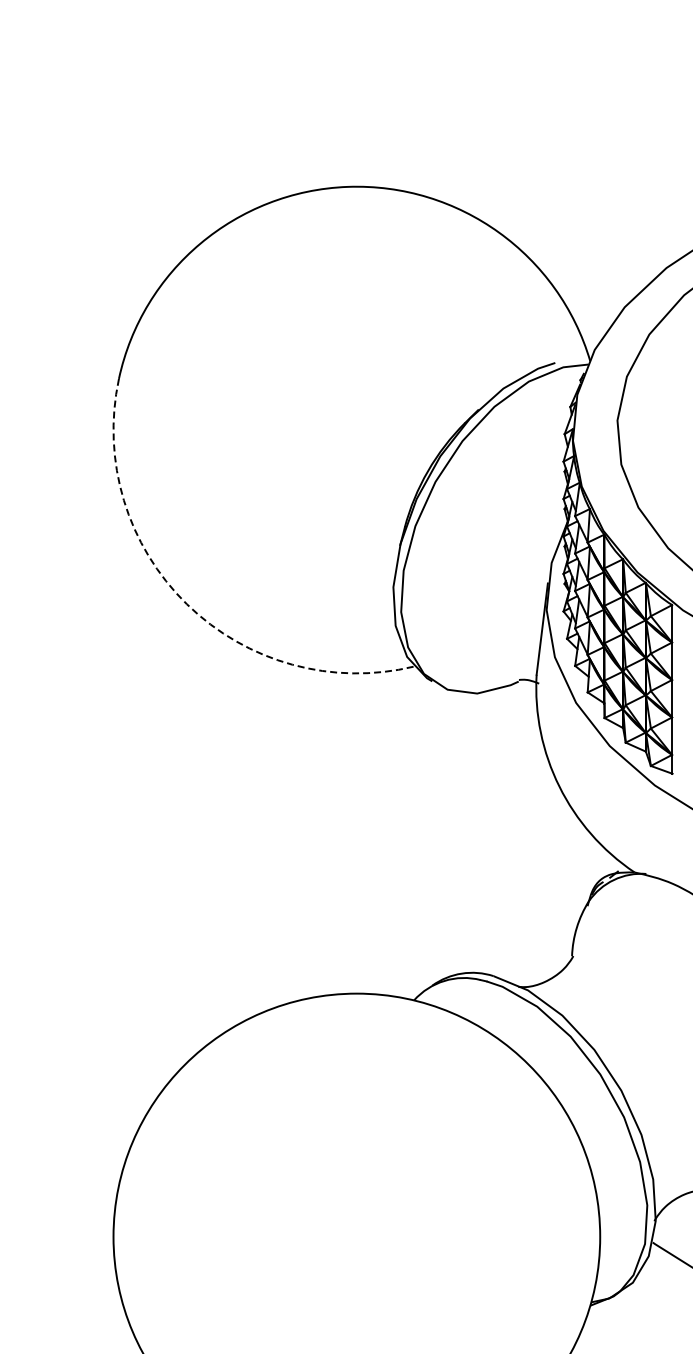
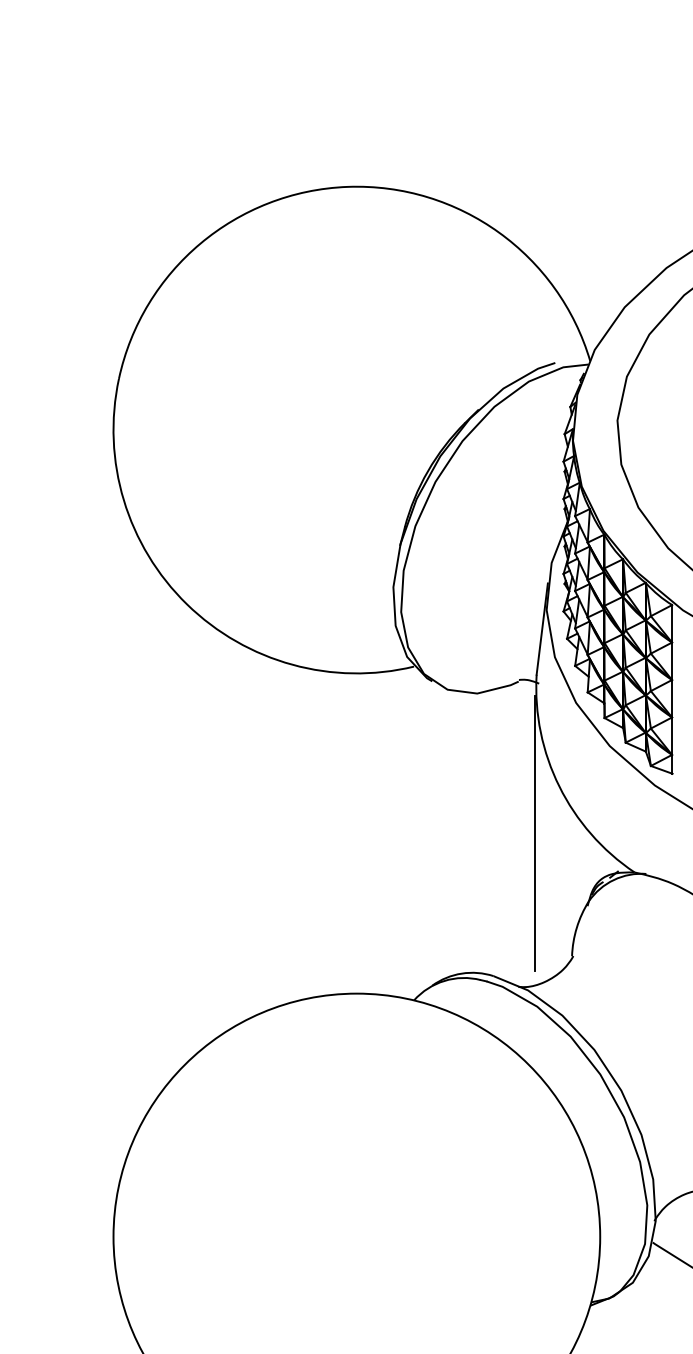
arc: dashed -> solid (186, 604)
line: none -> present (535, 833)
